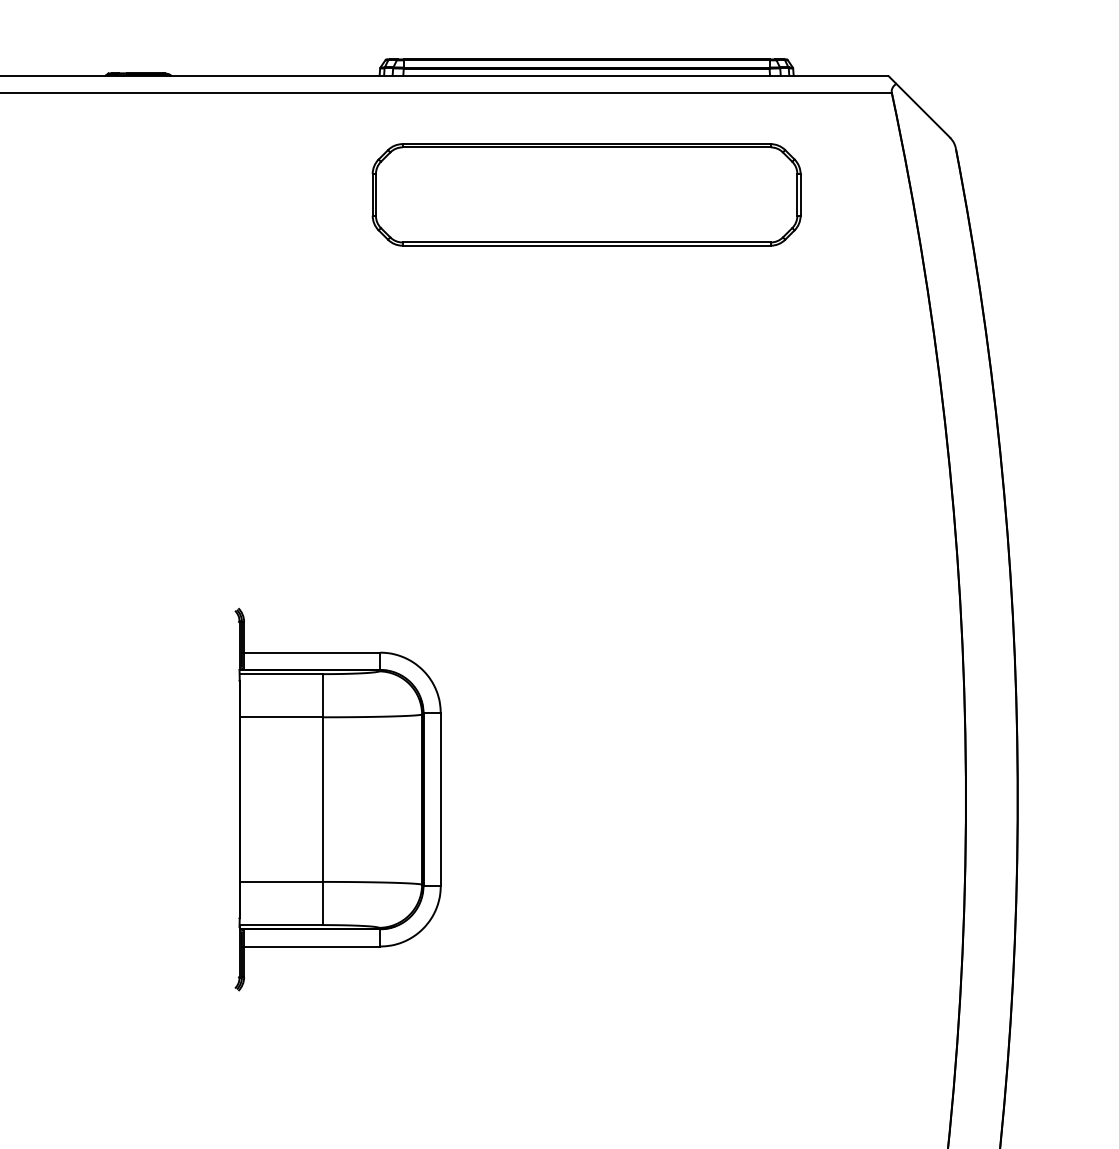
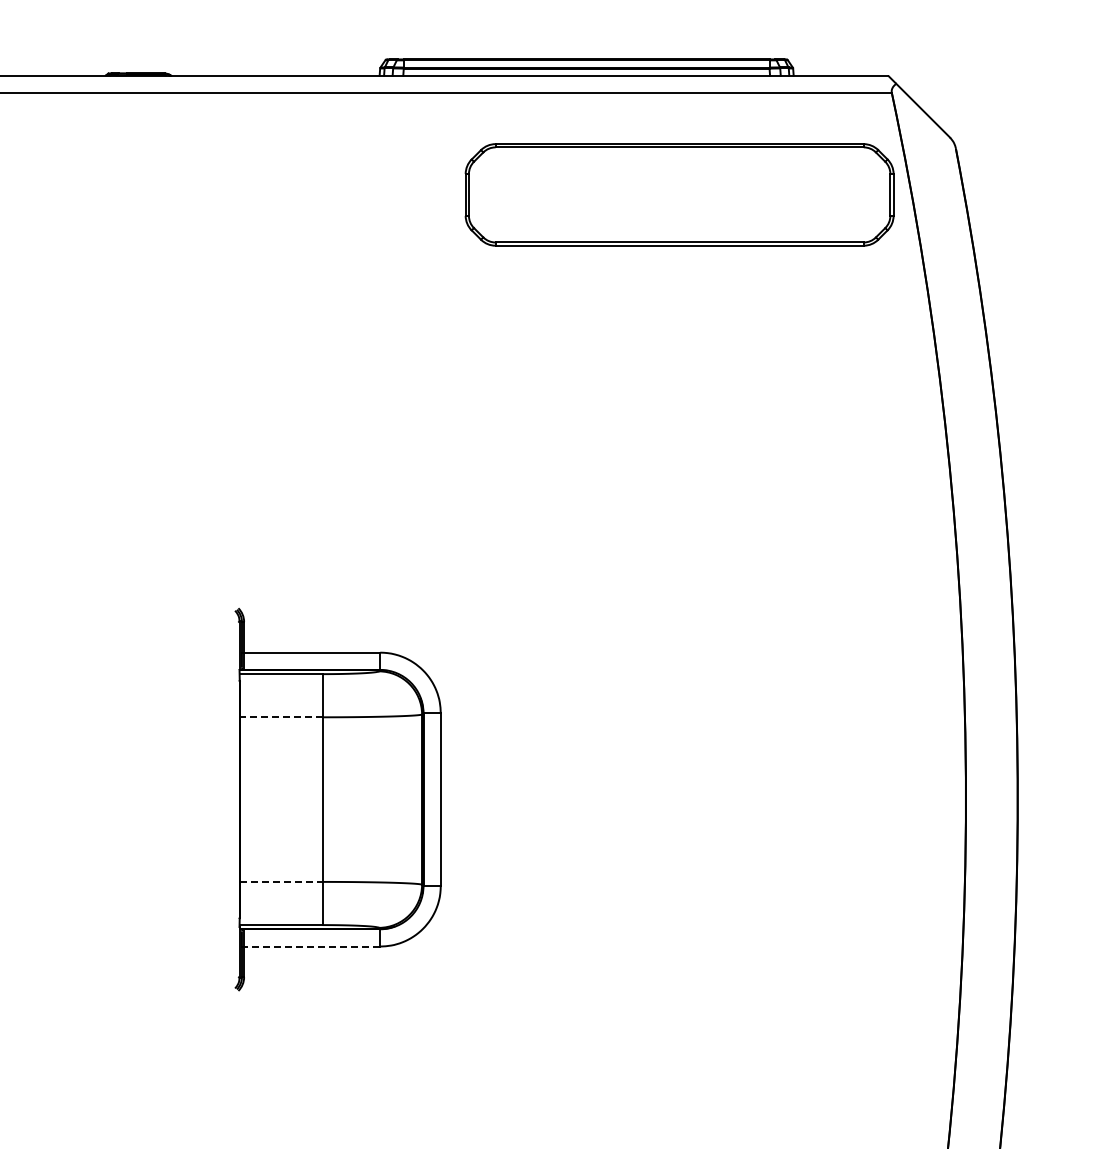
part position: (586, 194) -> (679, 194) (679, 194)
line: solid -> dashed (281, 717)
line: solid -> dashed (281, 881)
line: solid -> dashed (311, 946)
